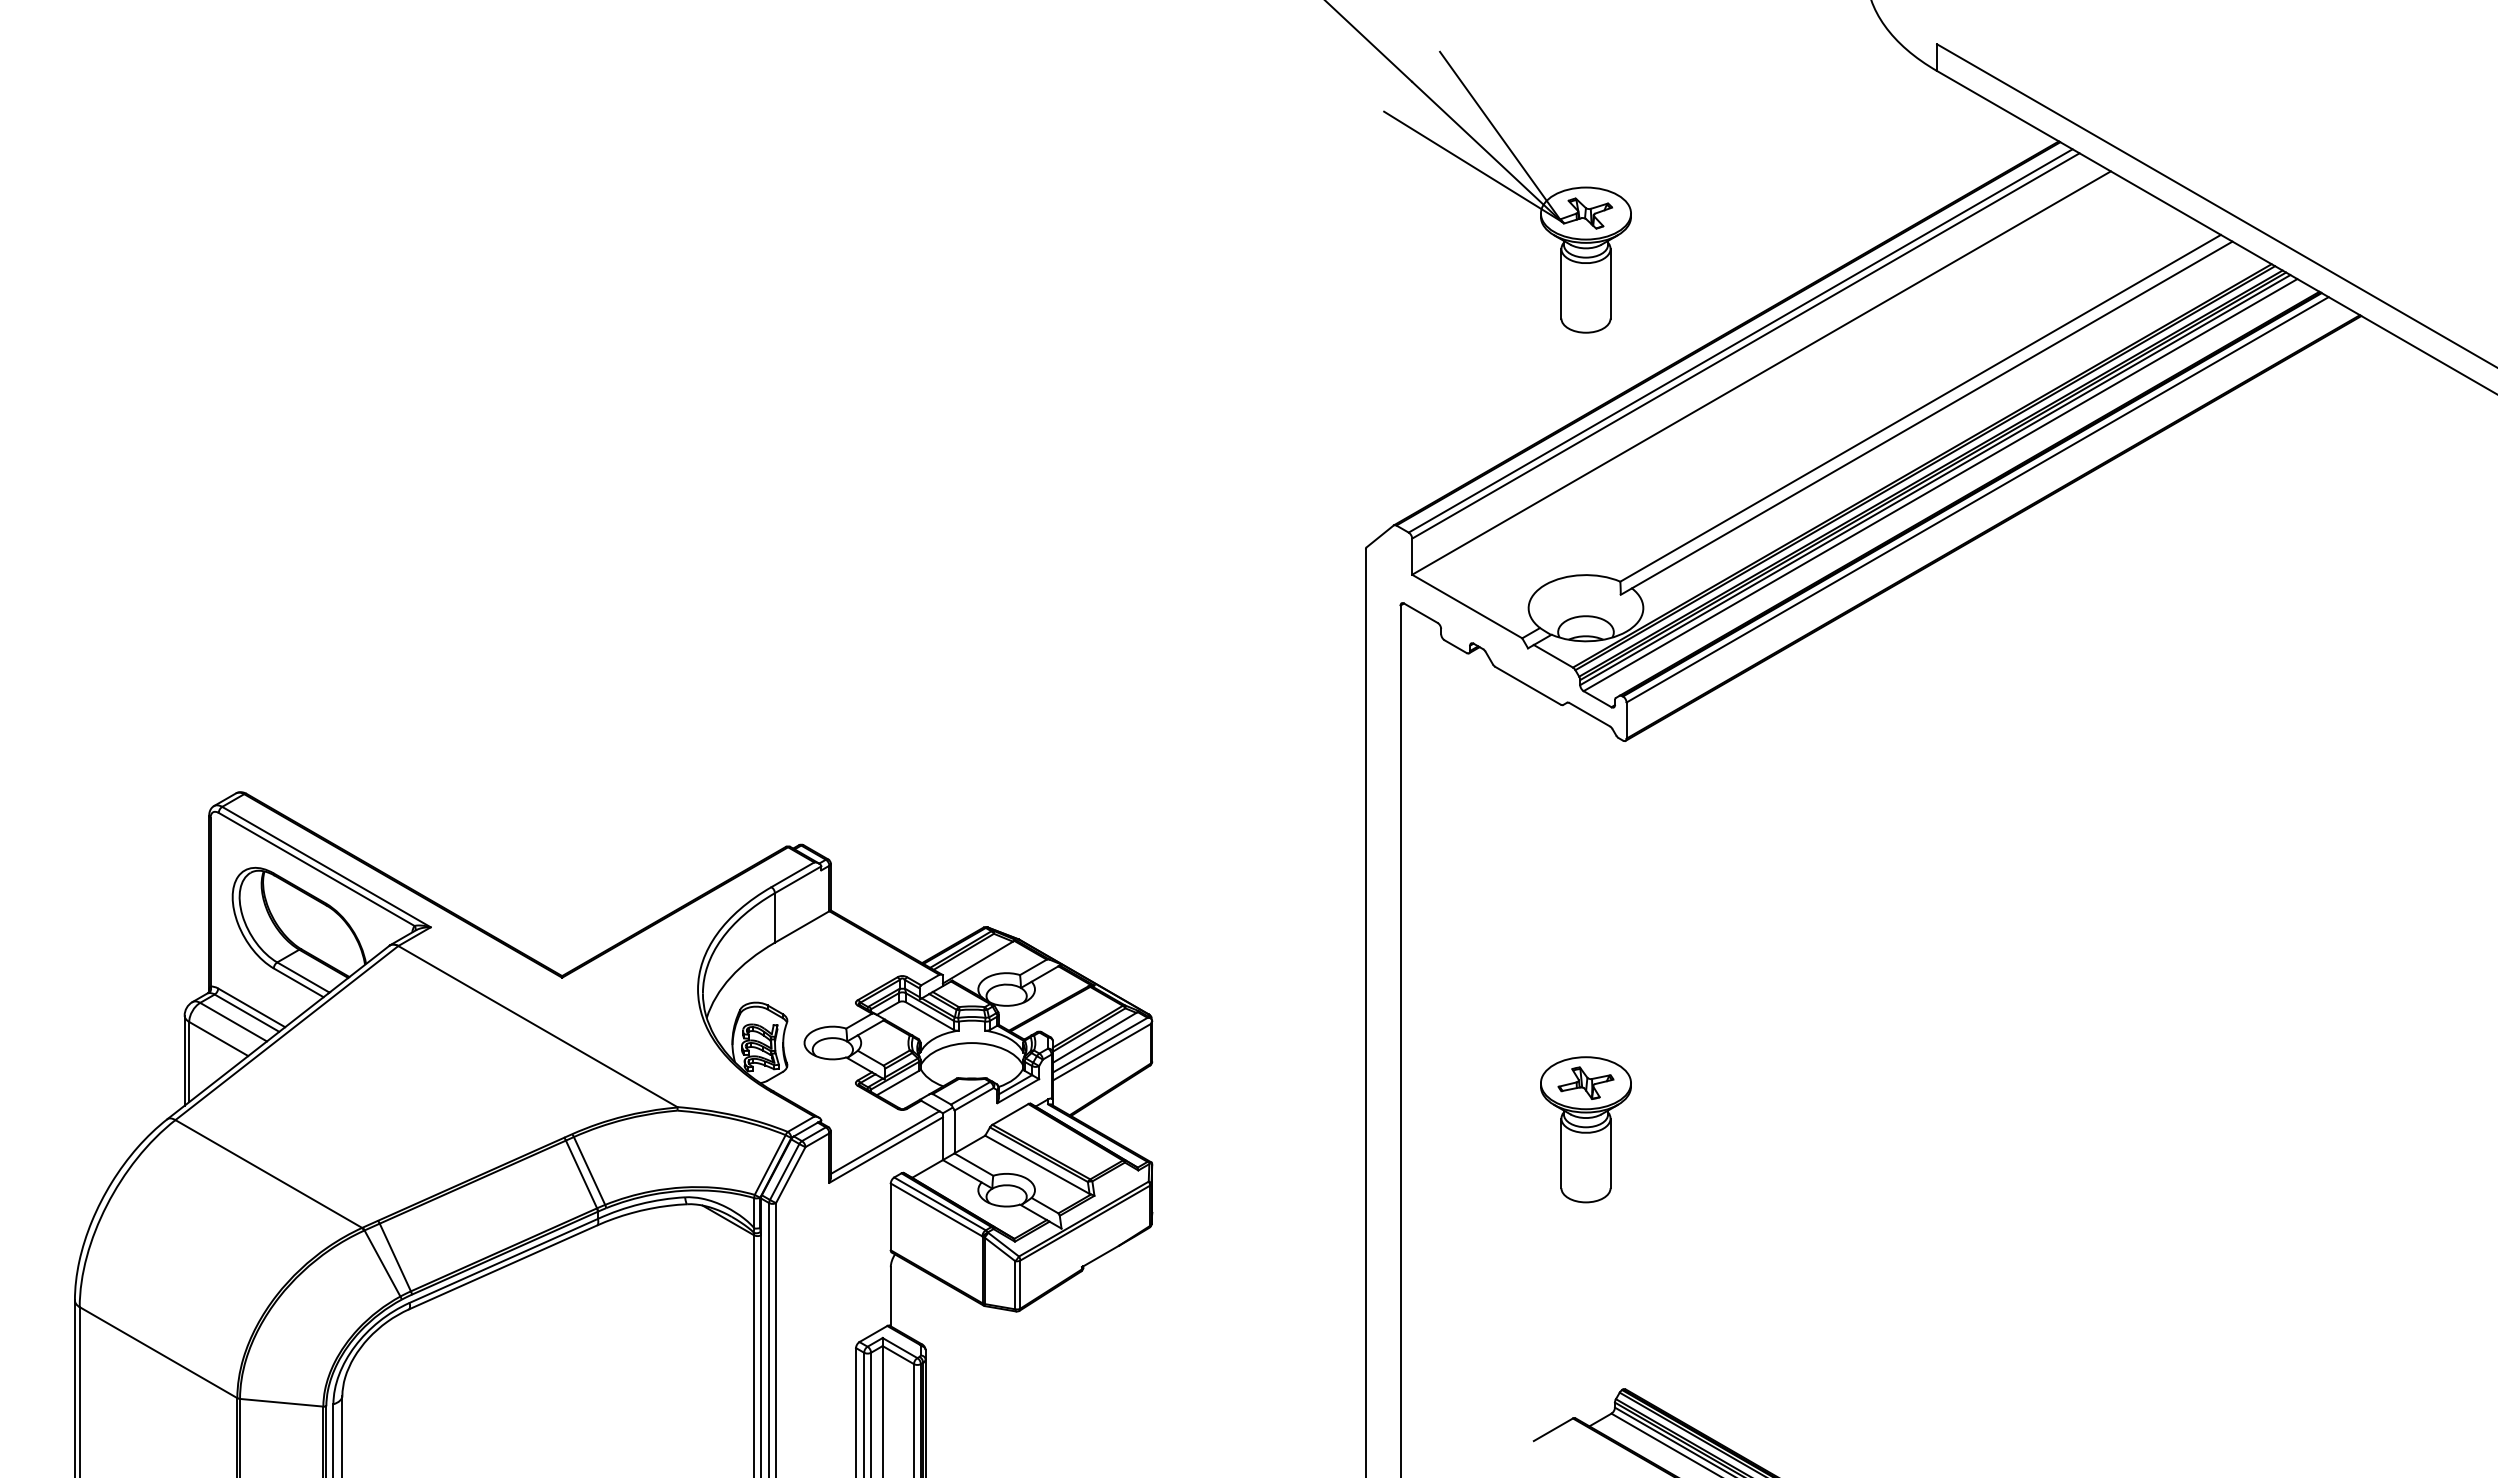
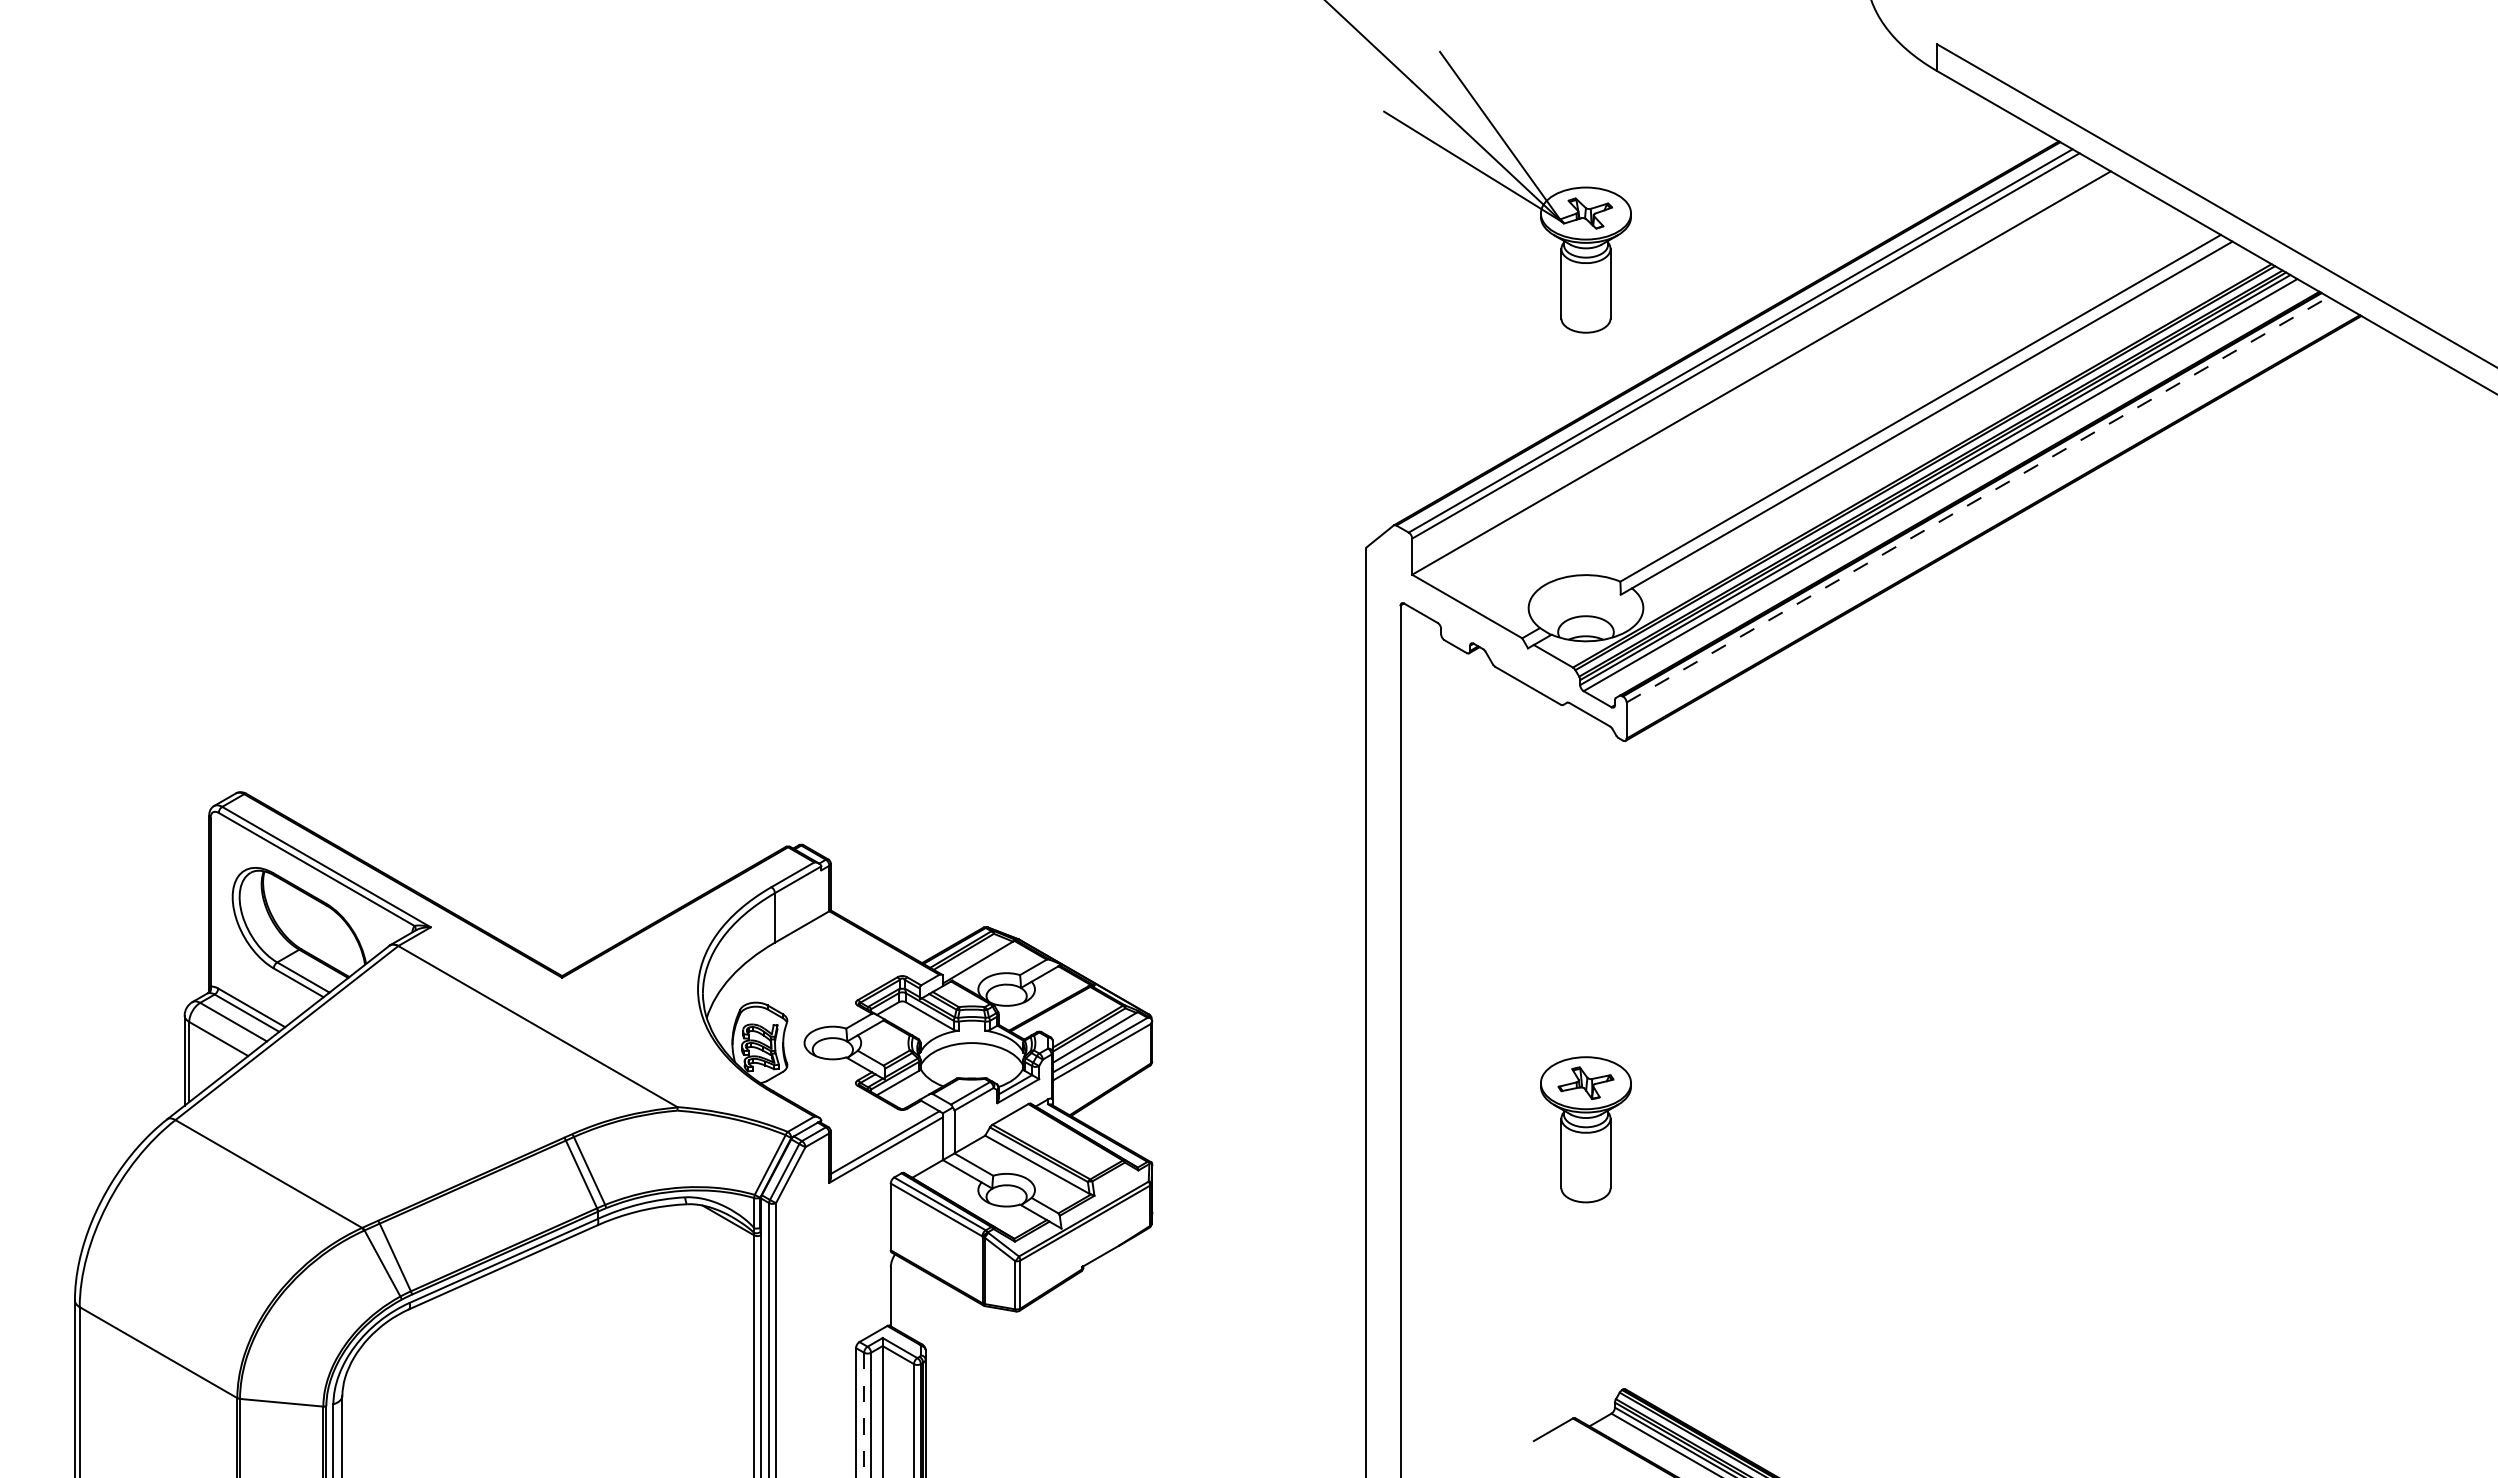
line: solid -> dashed (1978, 499)
line: solid -> dashed (864, 1415)
